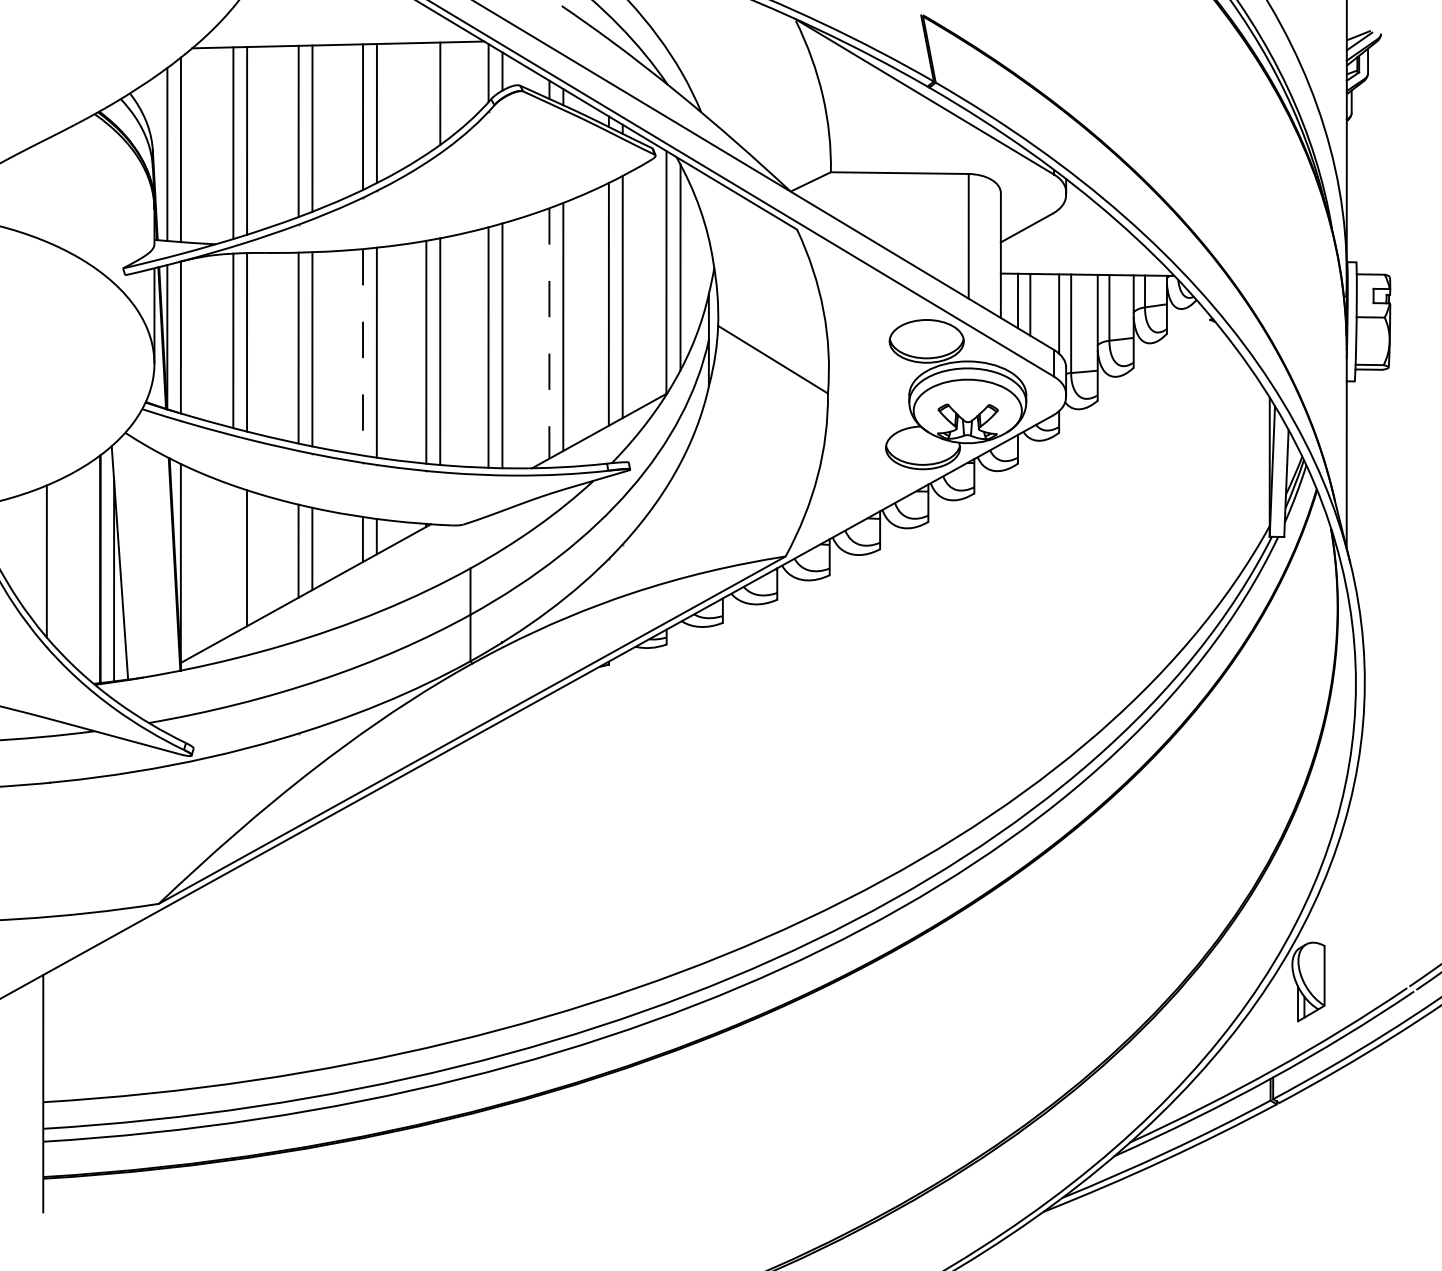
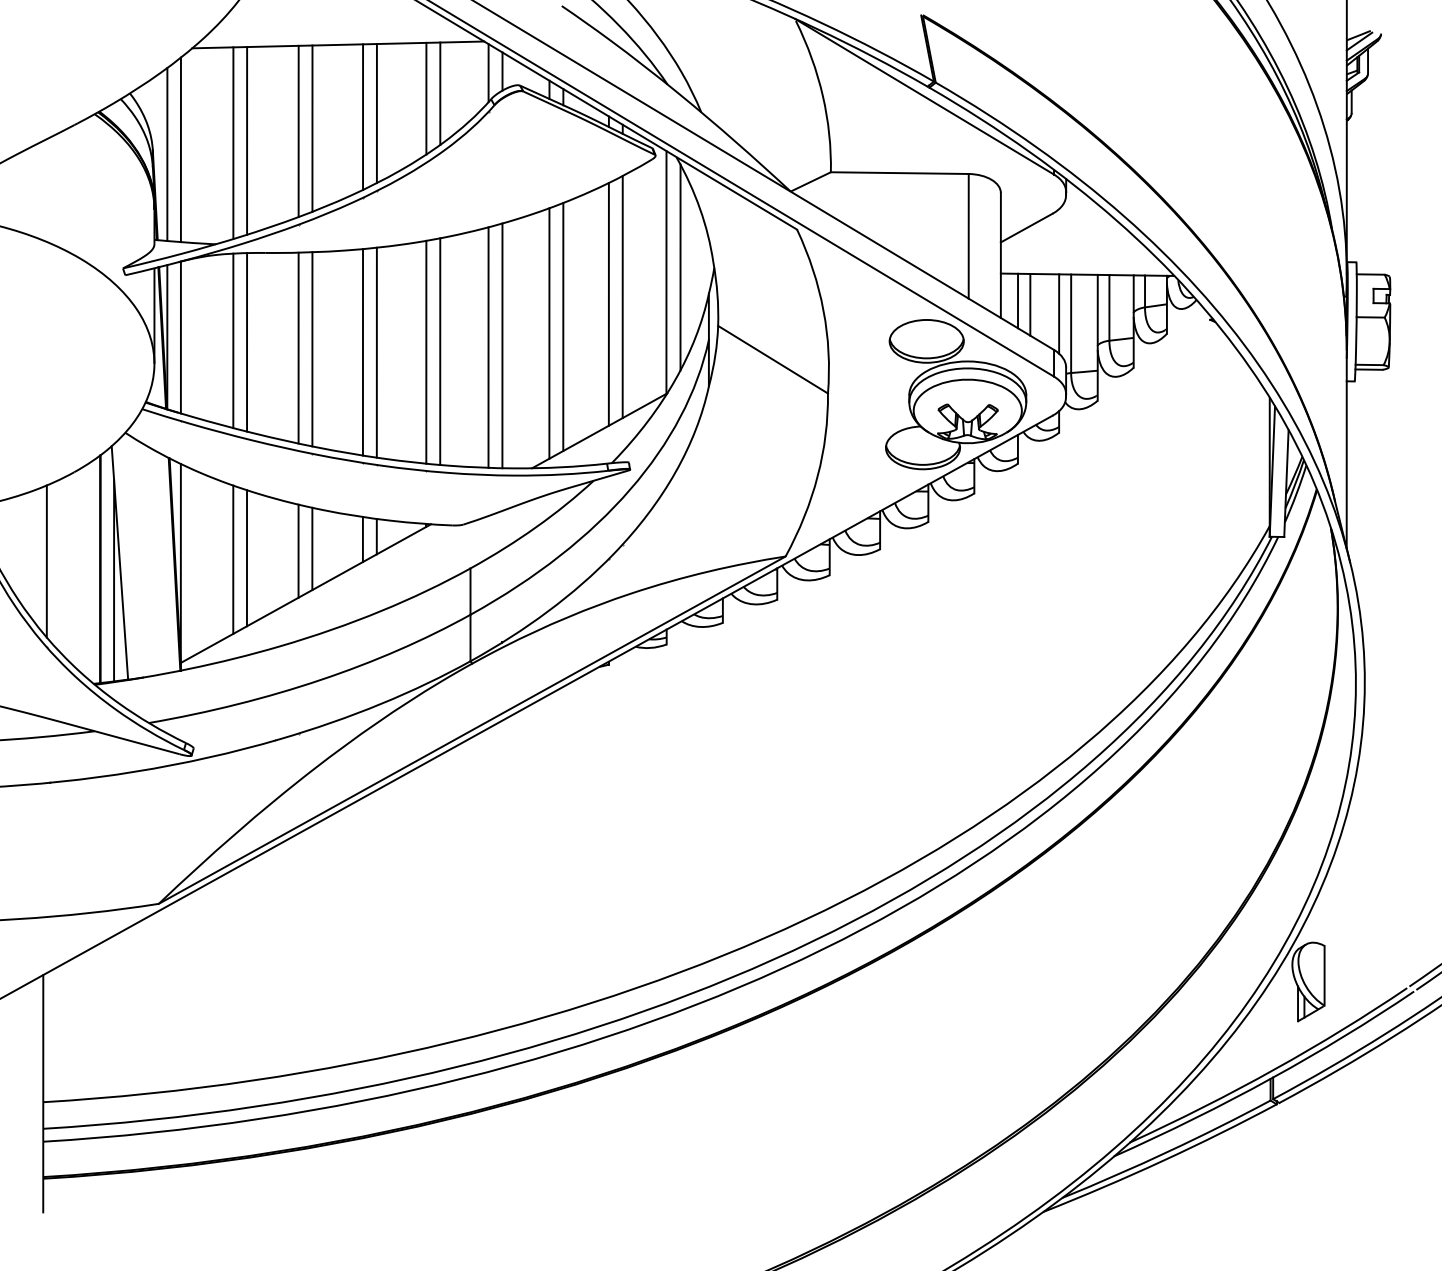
line: none -> present (426, 98)
line: dashed -> solid (549, 333)
line: dashed -> solid (362, 352)
line: none -> present (233, 559)
